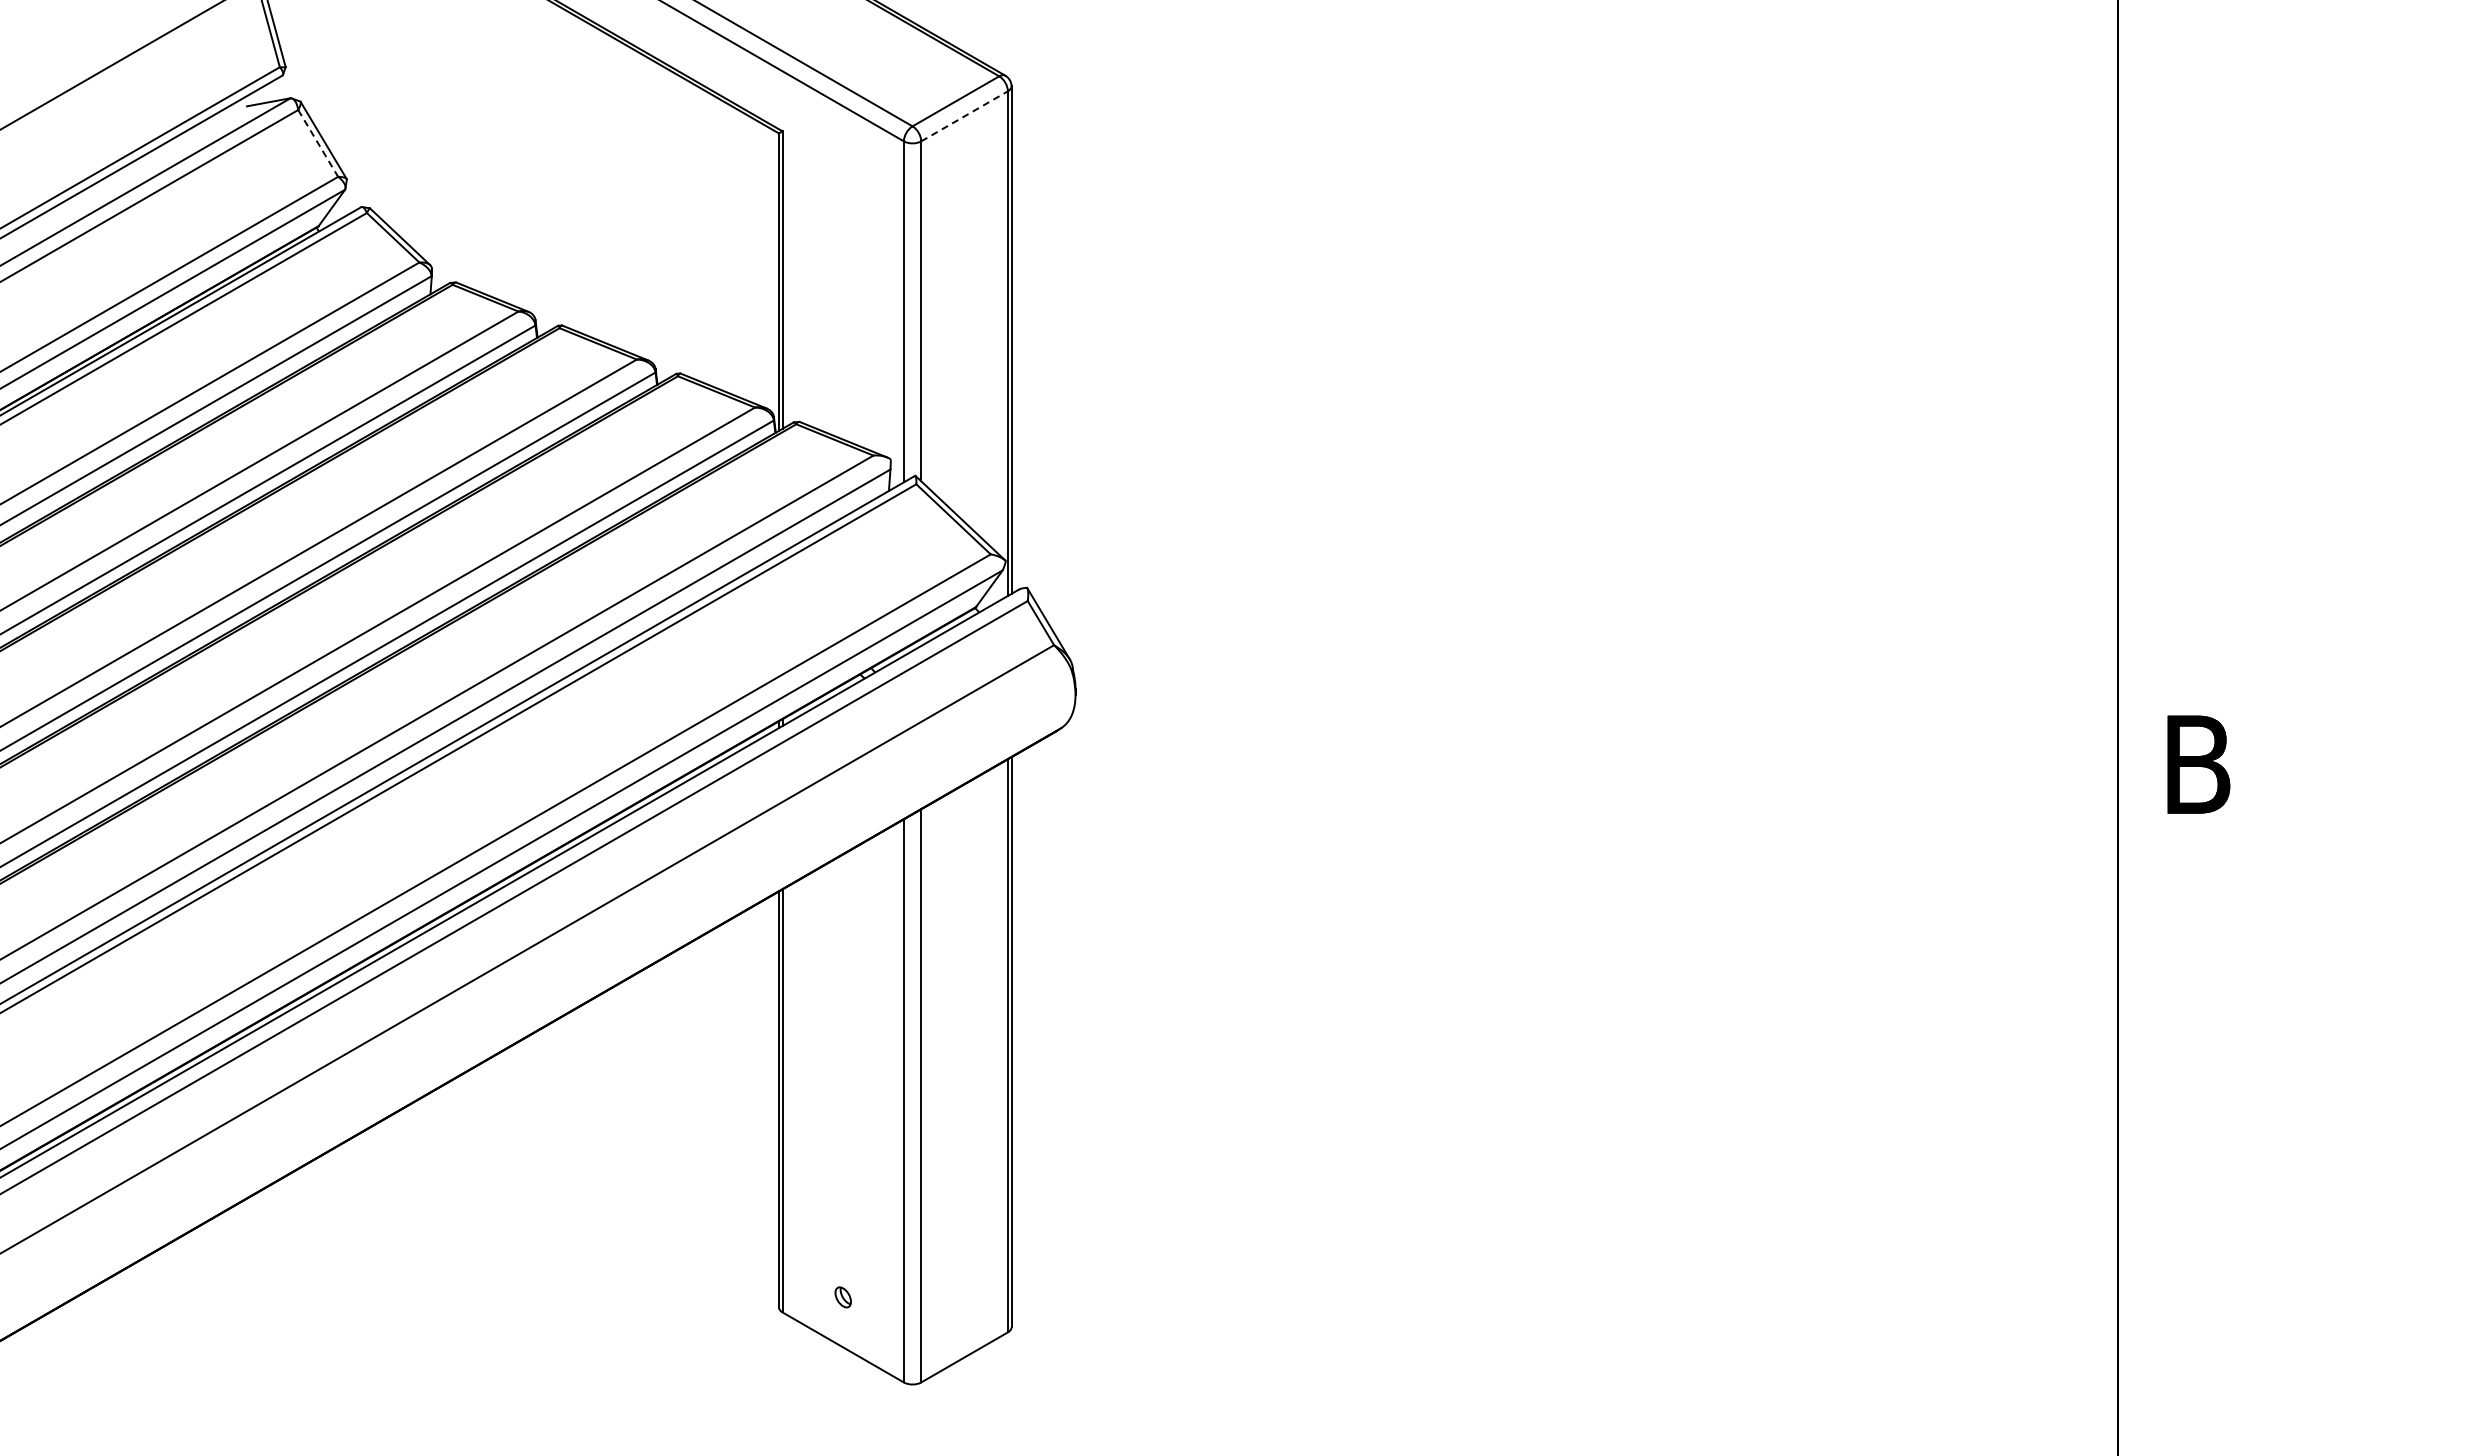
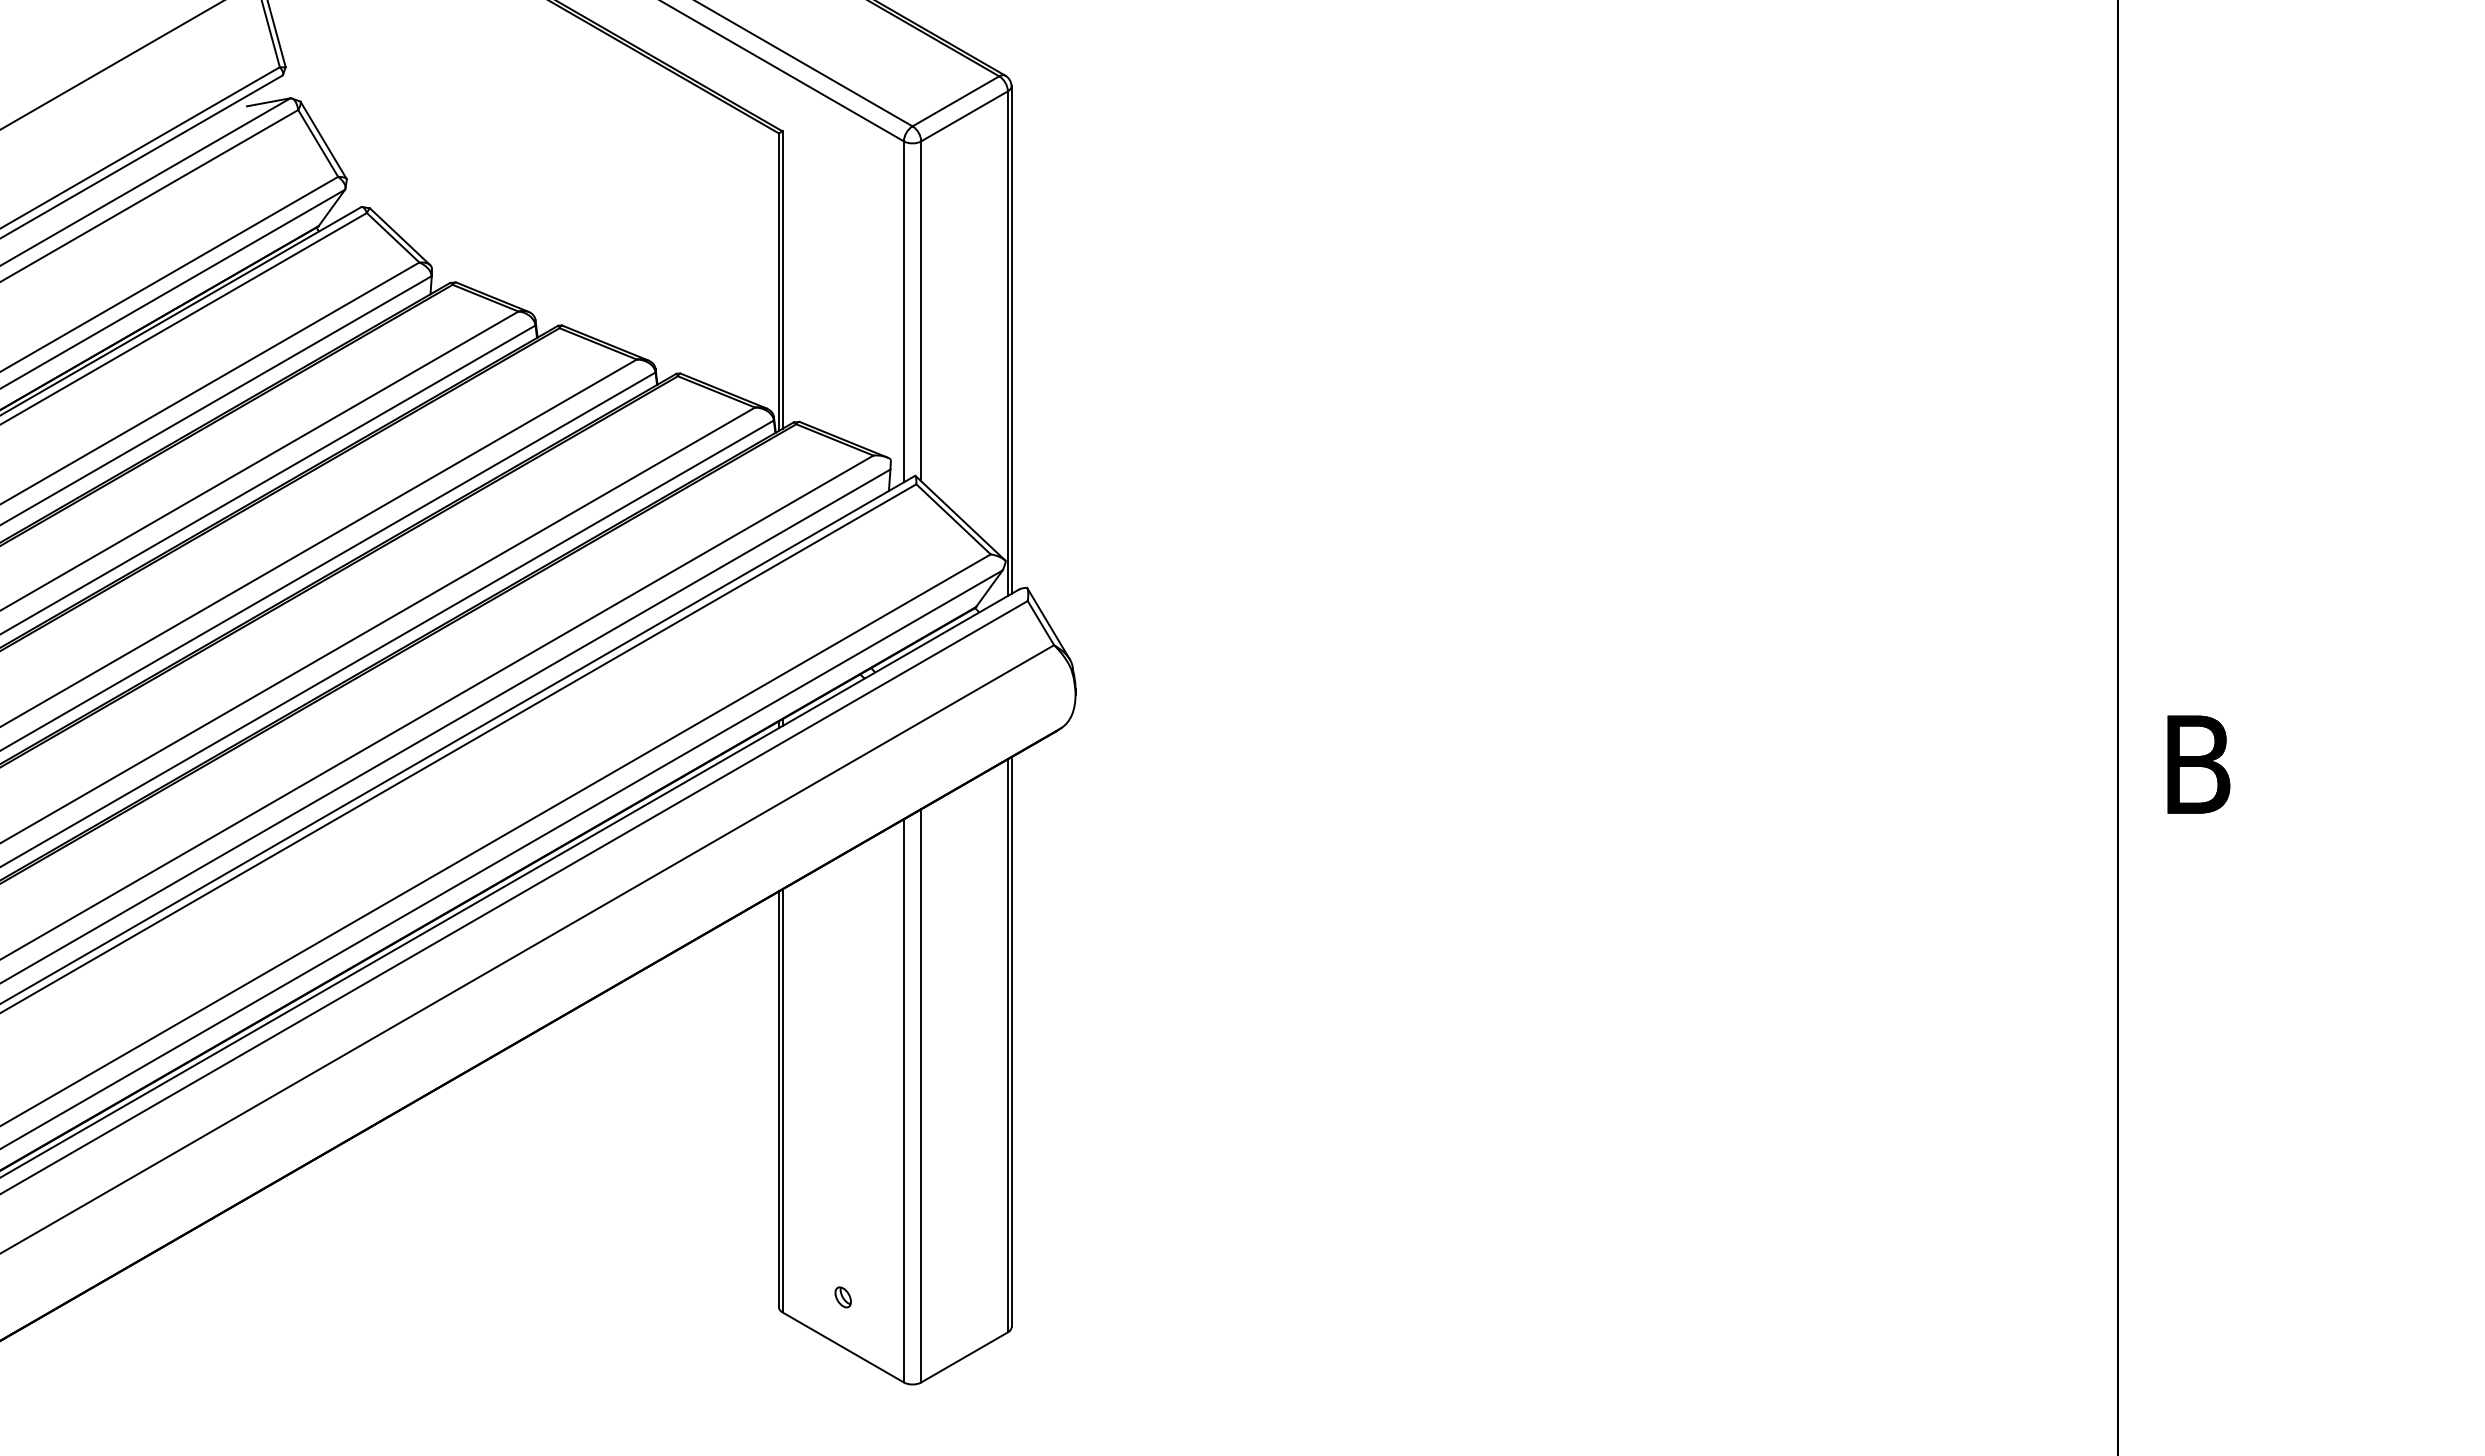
line: dashed -> solid (965, 116)
line: dashed -> solid (318, 143)
